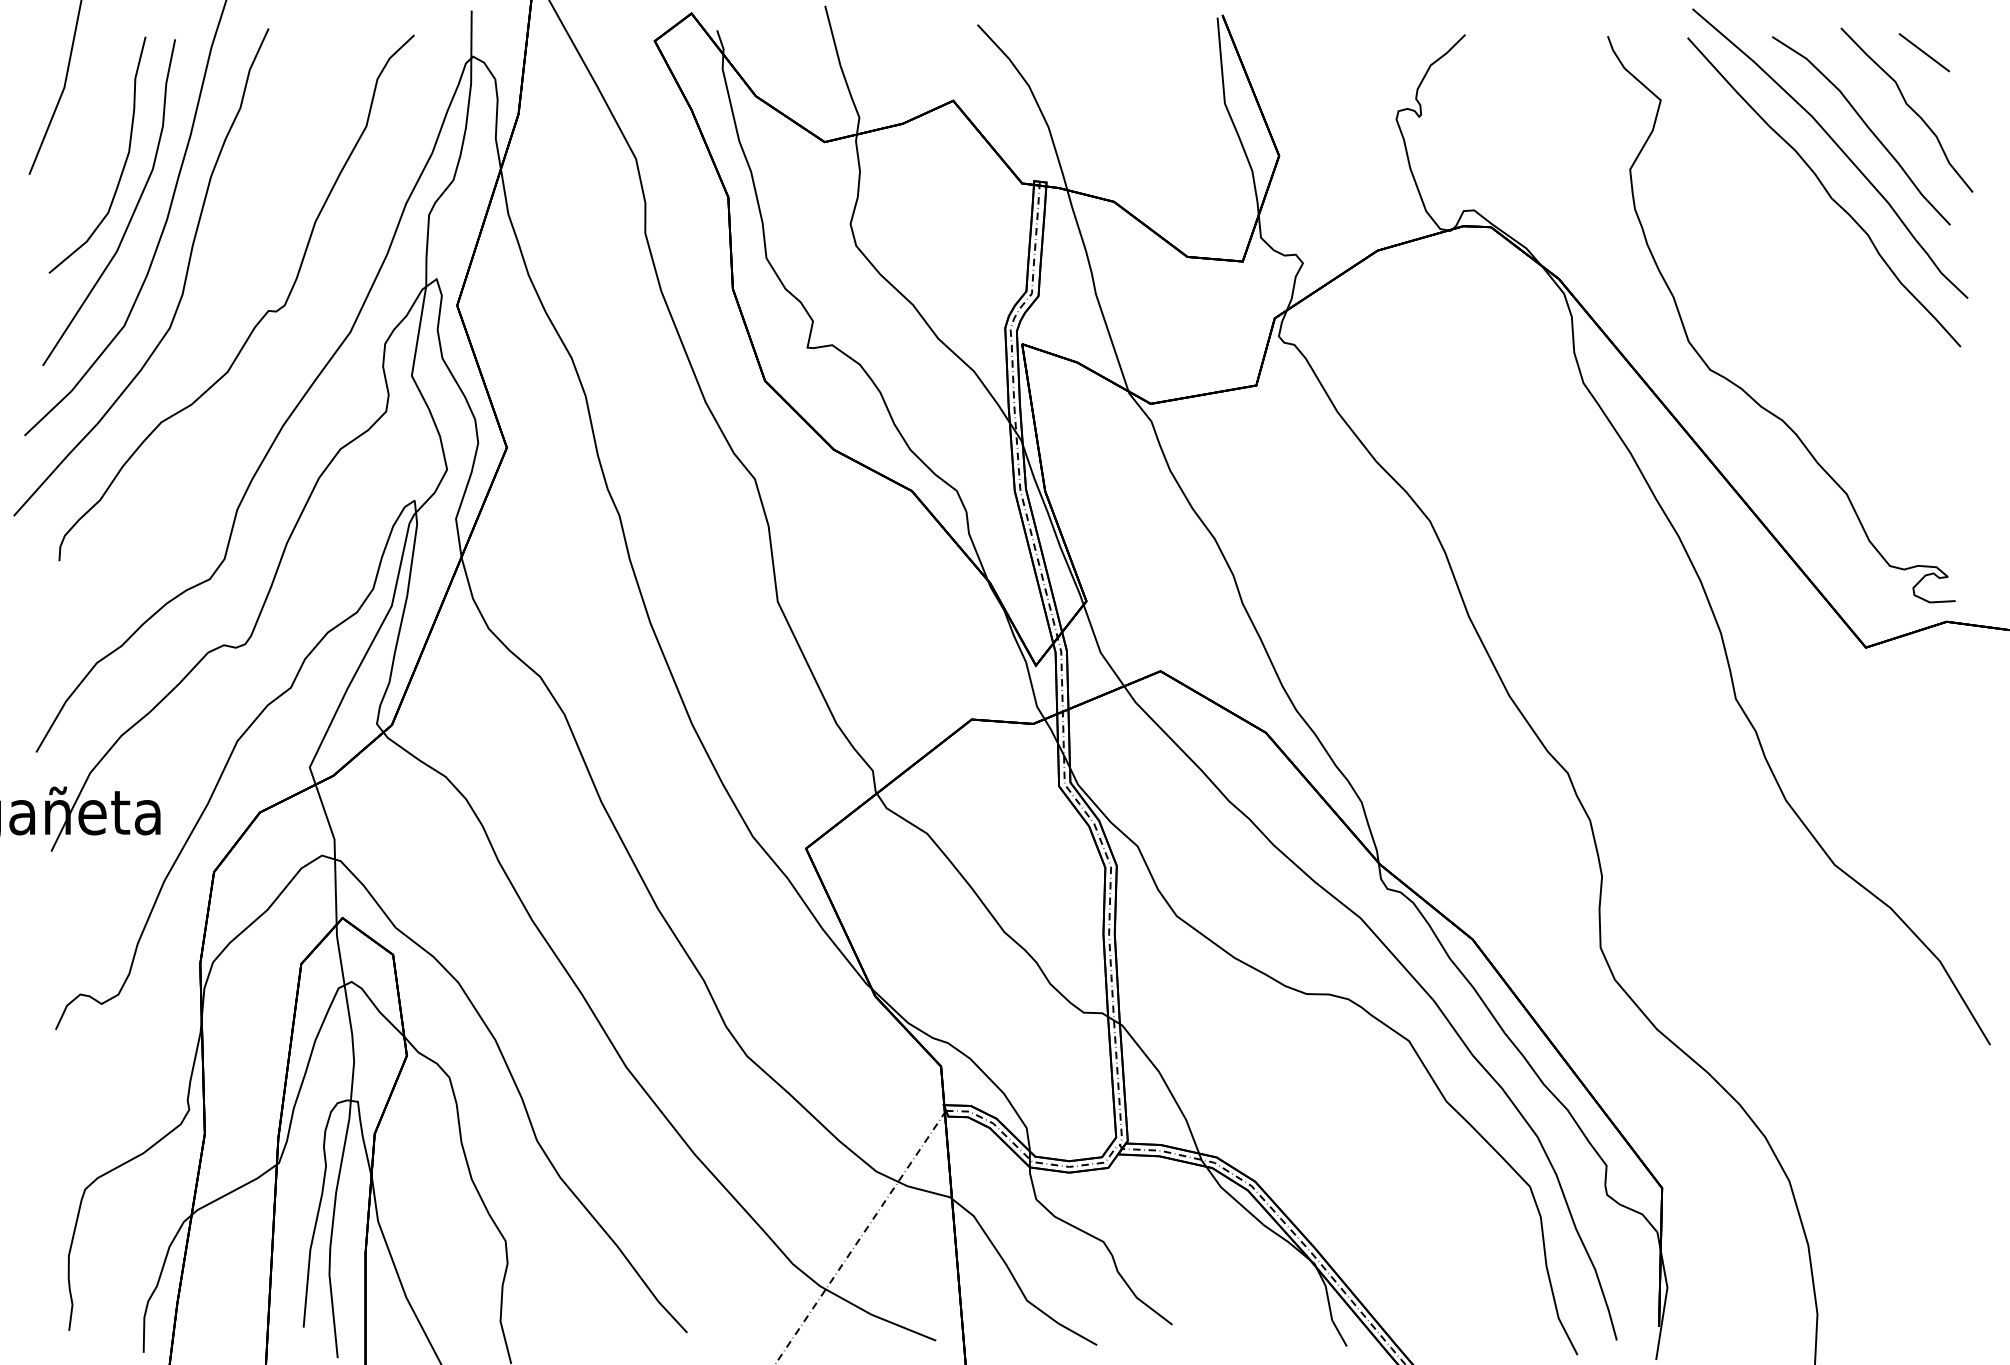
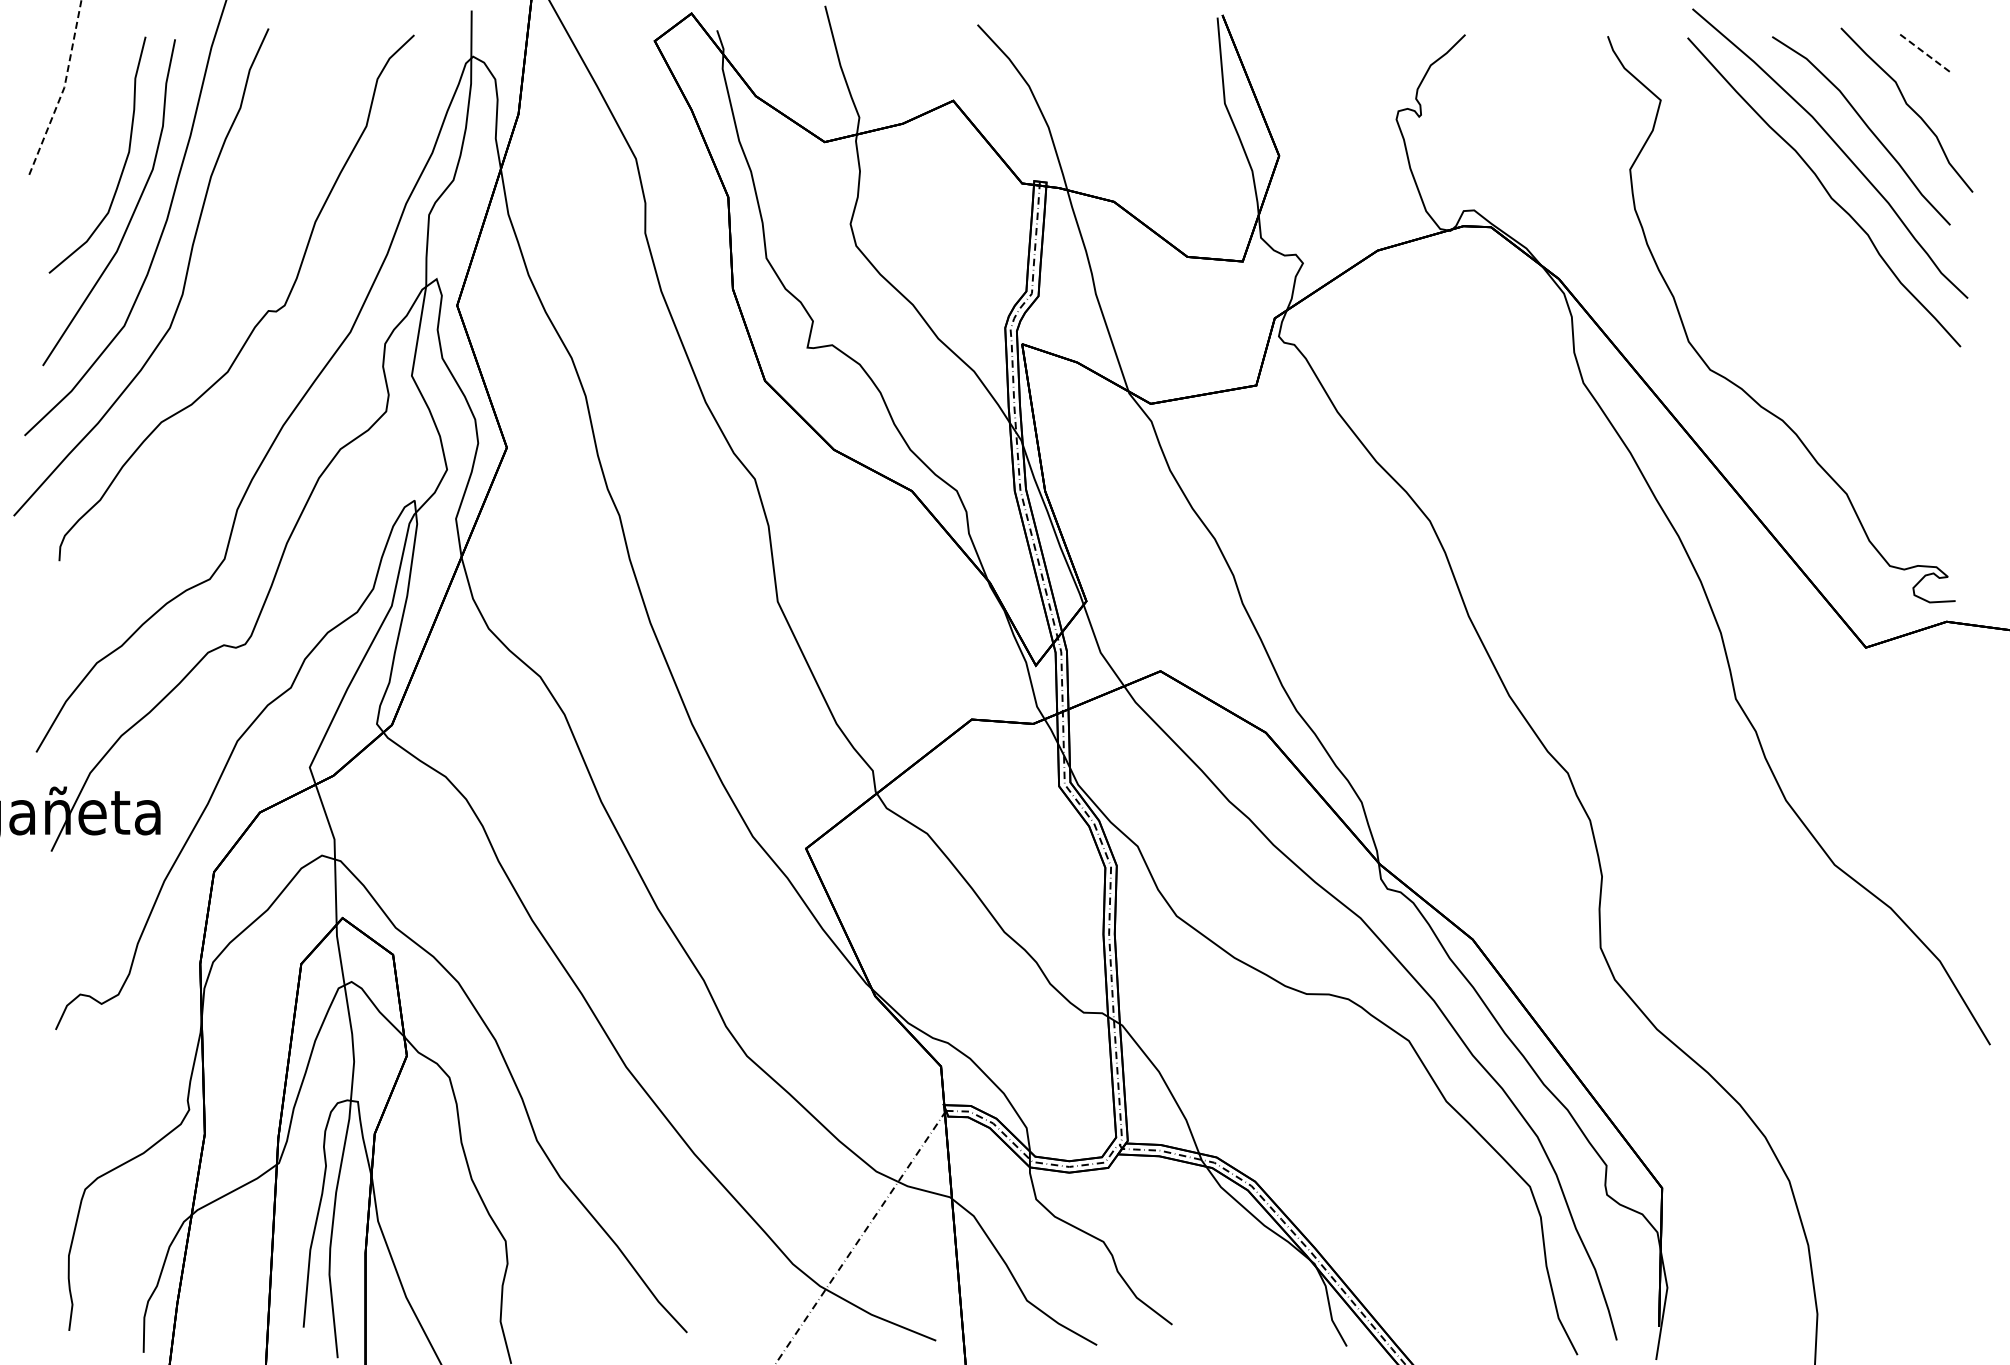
line: solid -> dashed (1924, 52)
line: solid -> dashed (63, 89)
